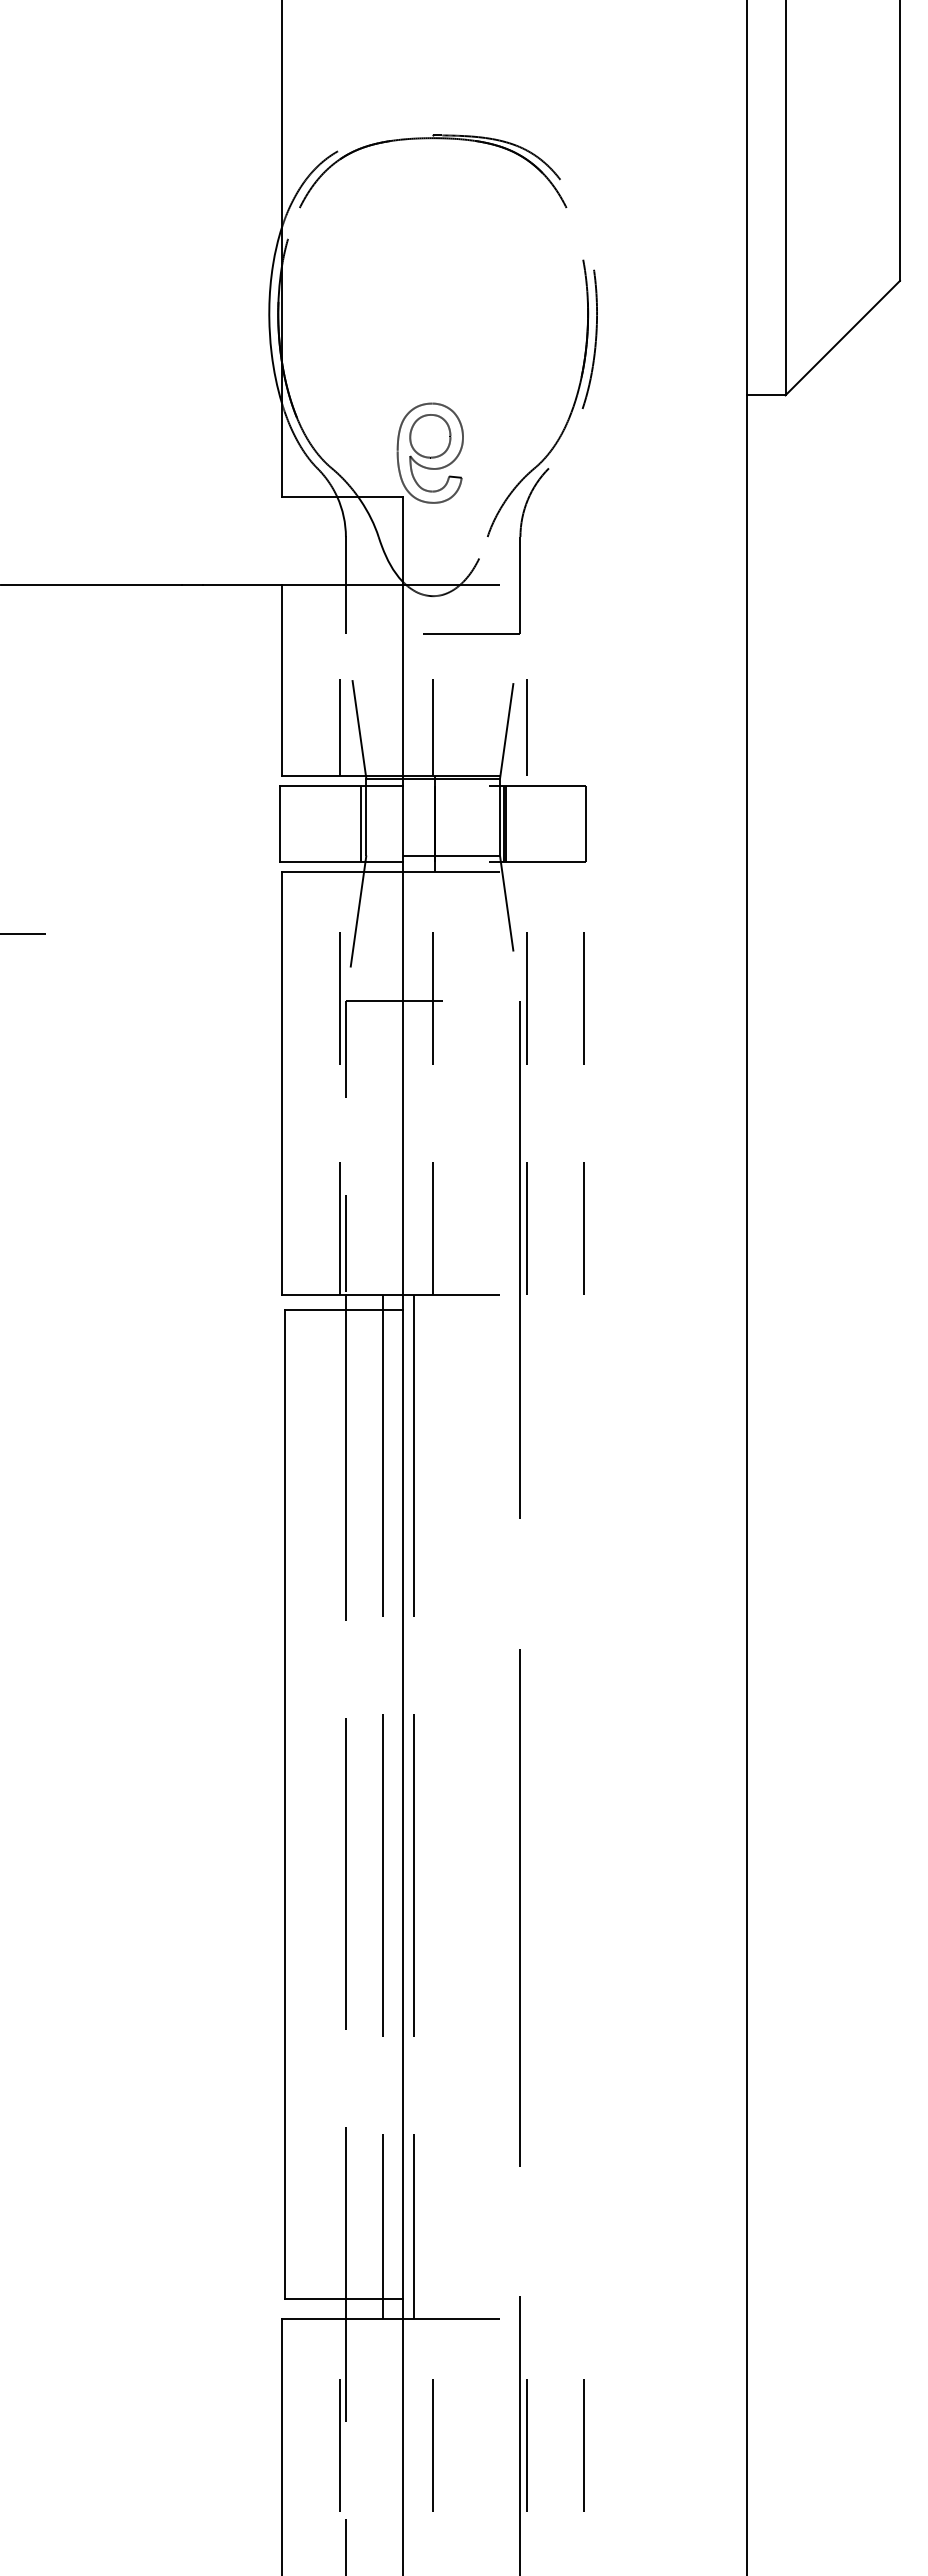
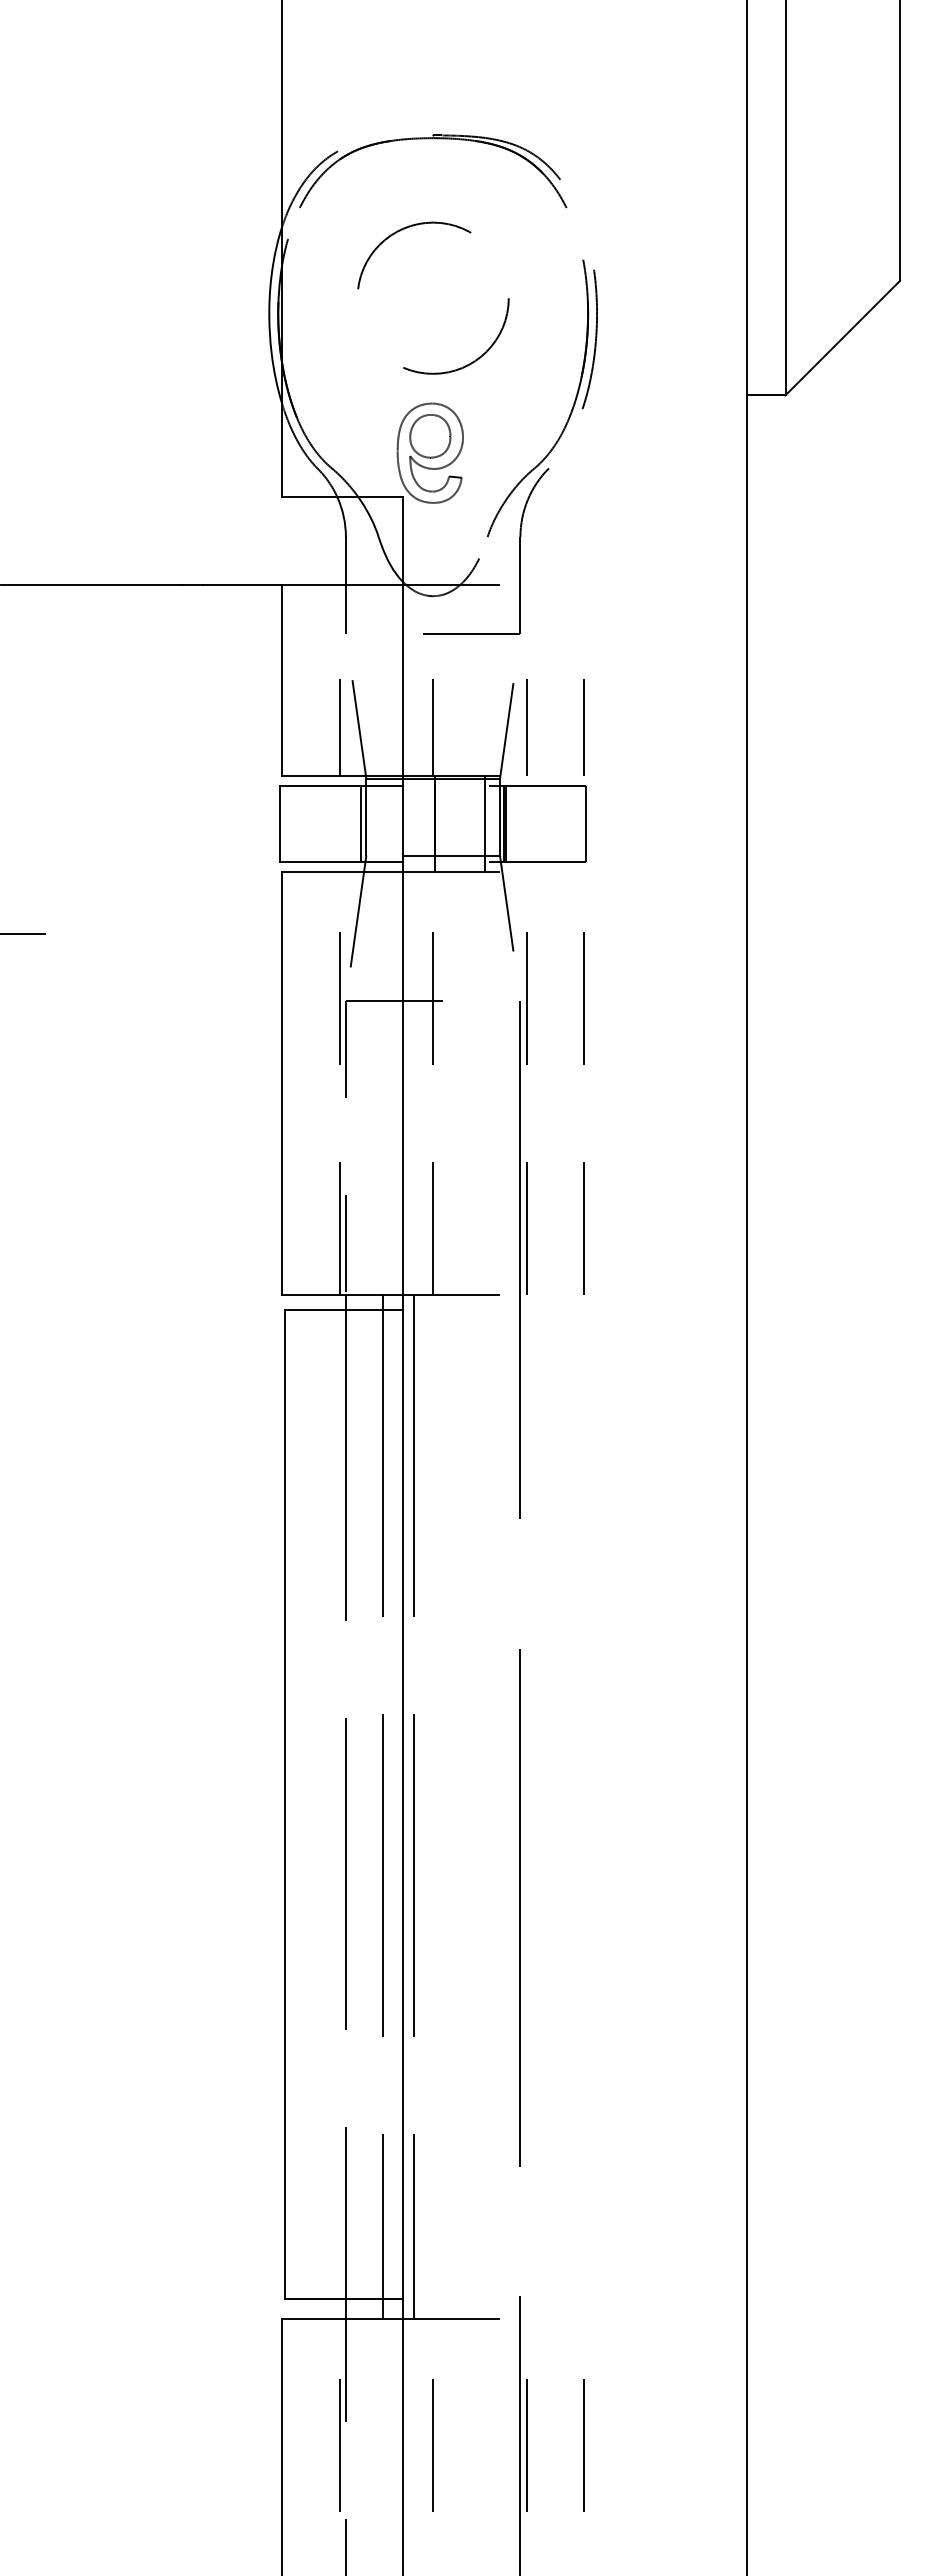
circle: none -> present (433, 297)
line: none -> present (583, 727)
line: none -> present (485, 823)
